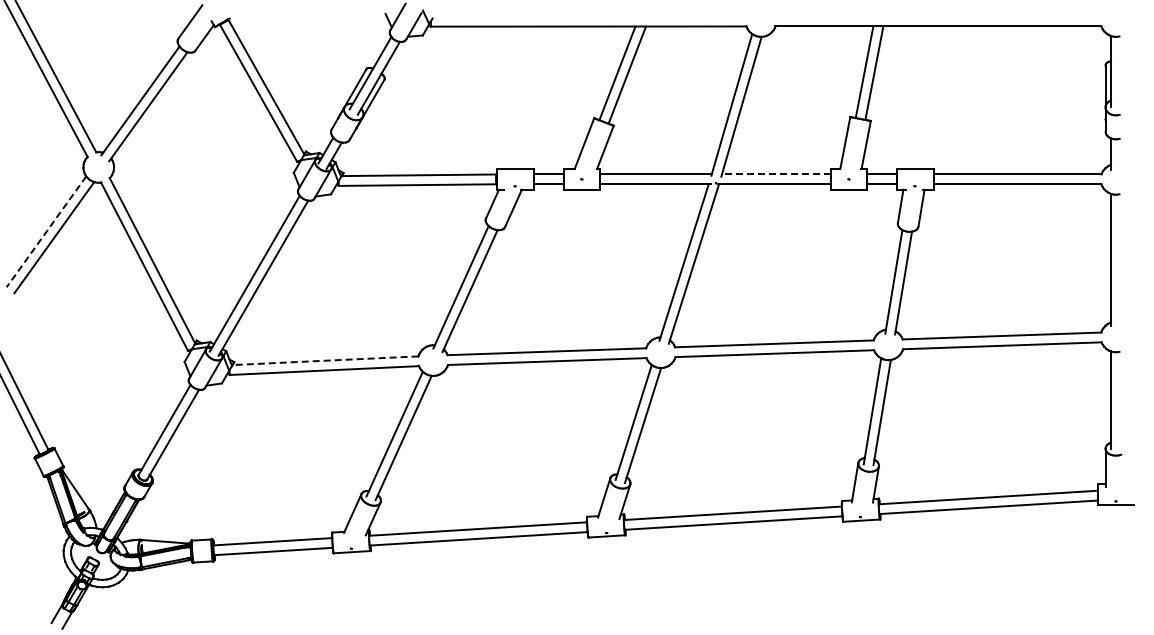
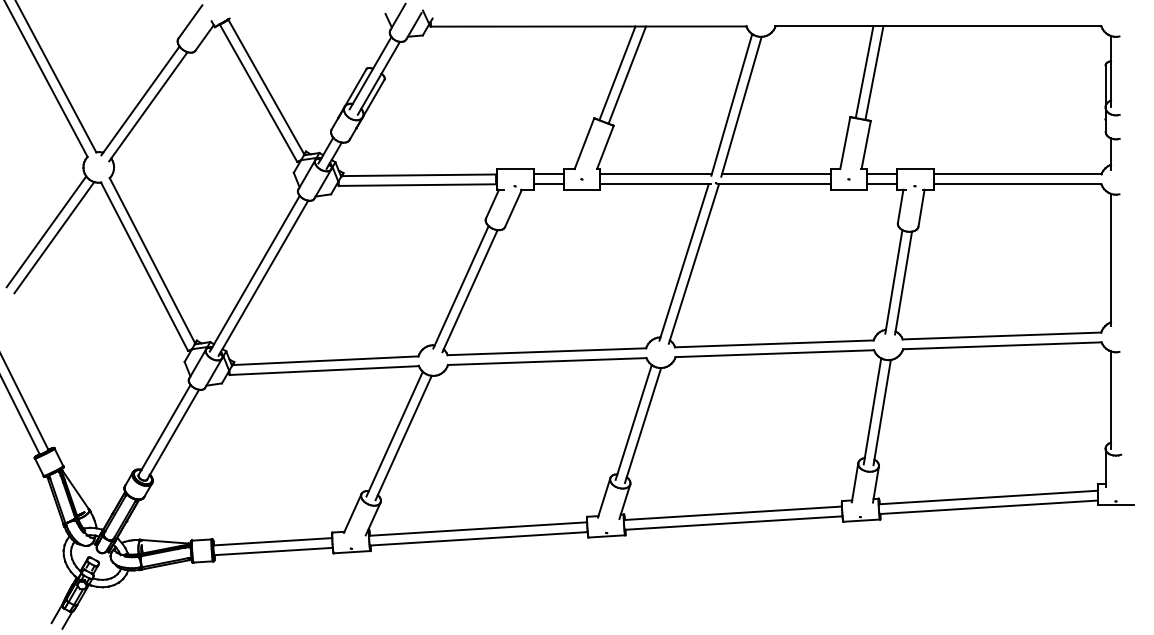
line: dashed -> solid (775, 174)
line: dashed -> solid (46, 232)
line: dashed -> solid (325, 360)
